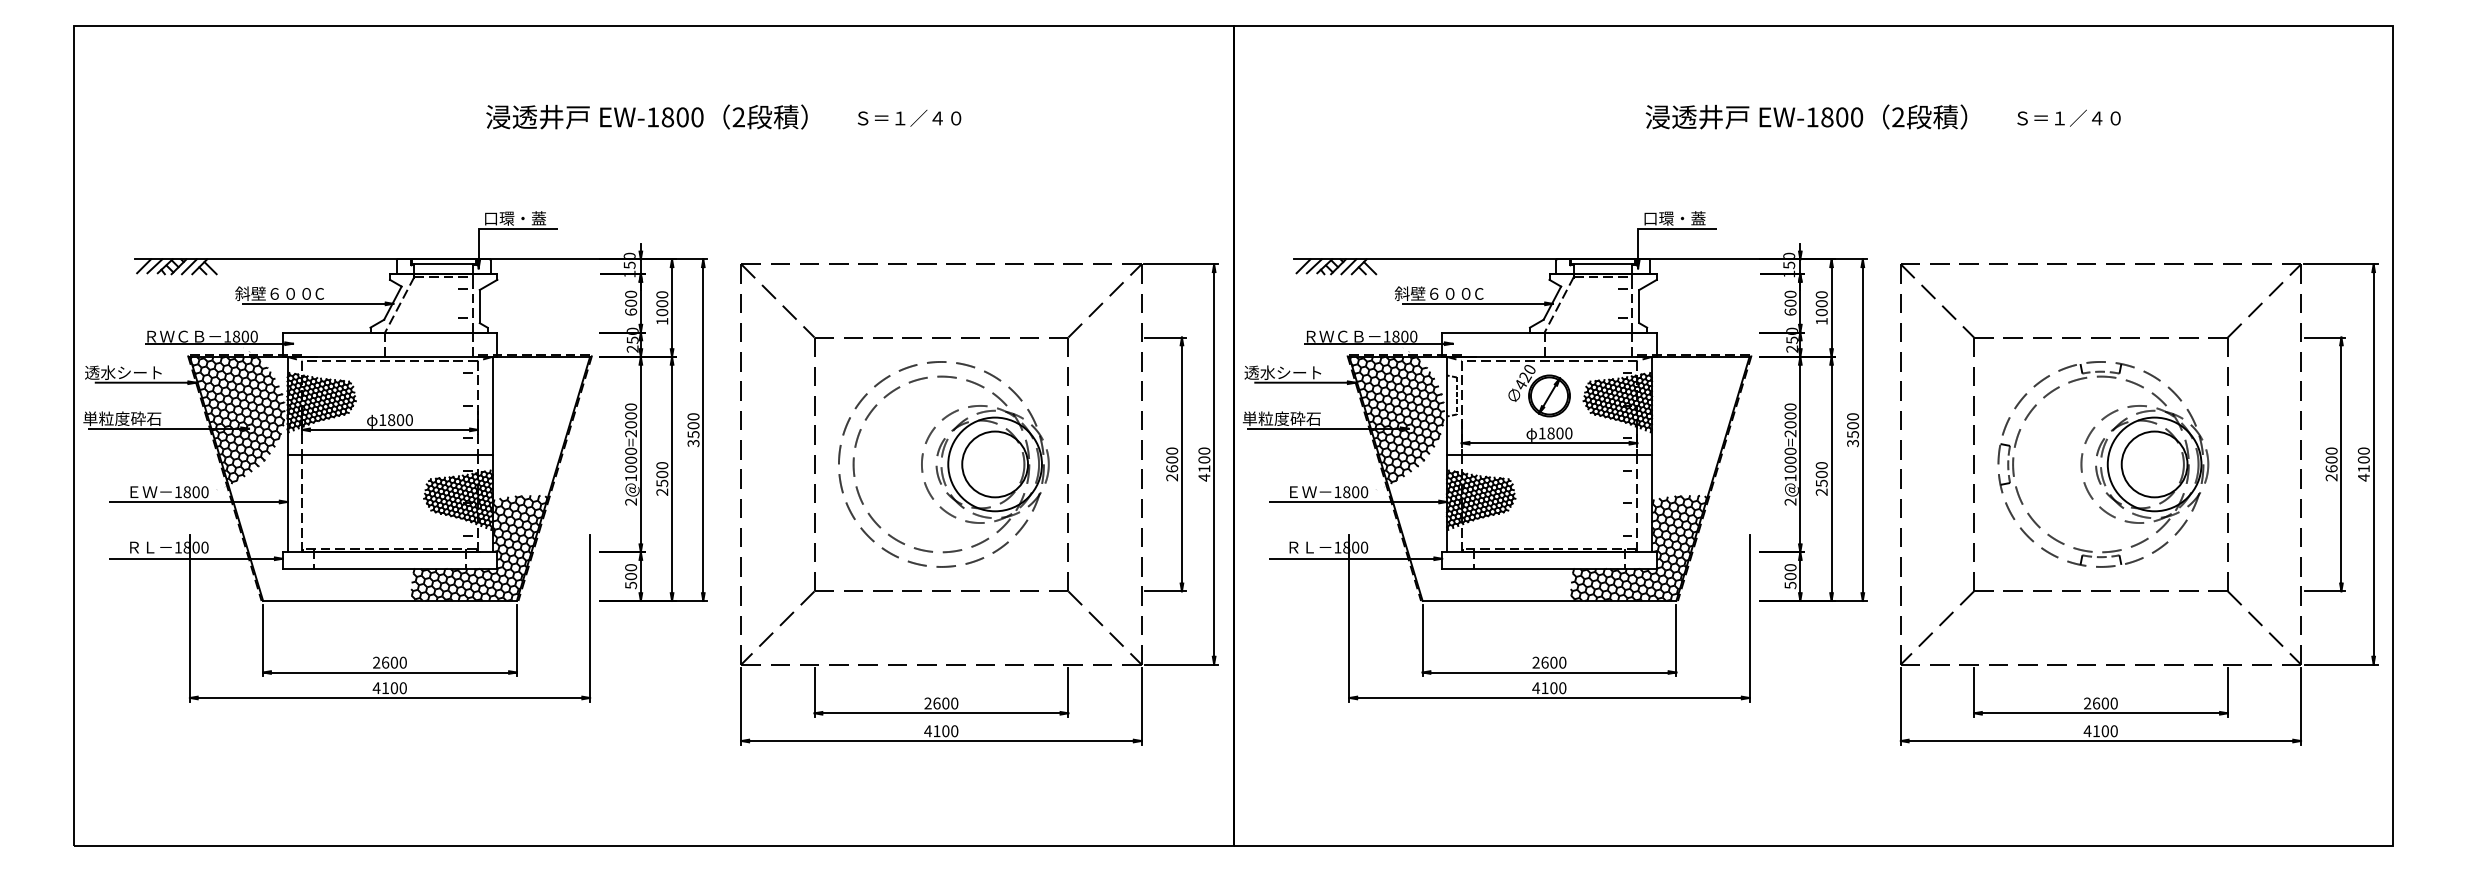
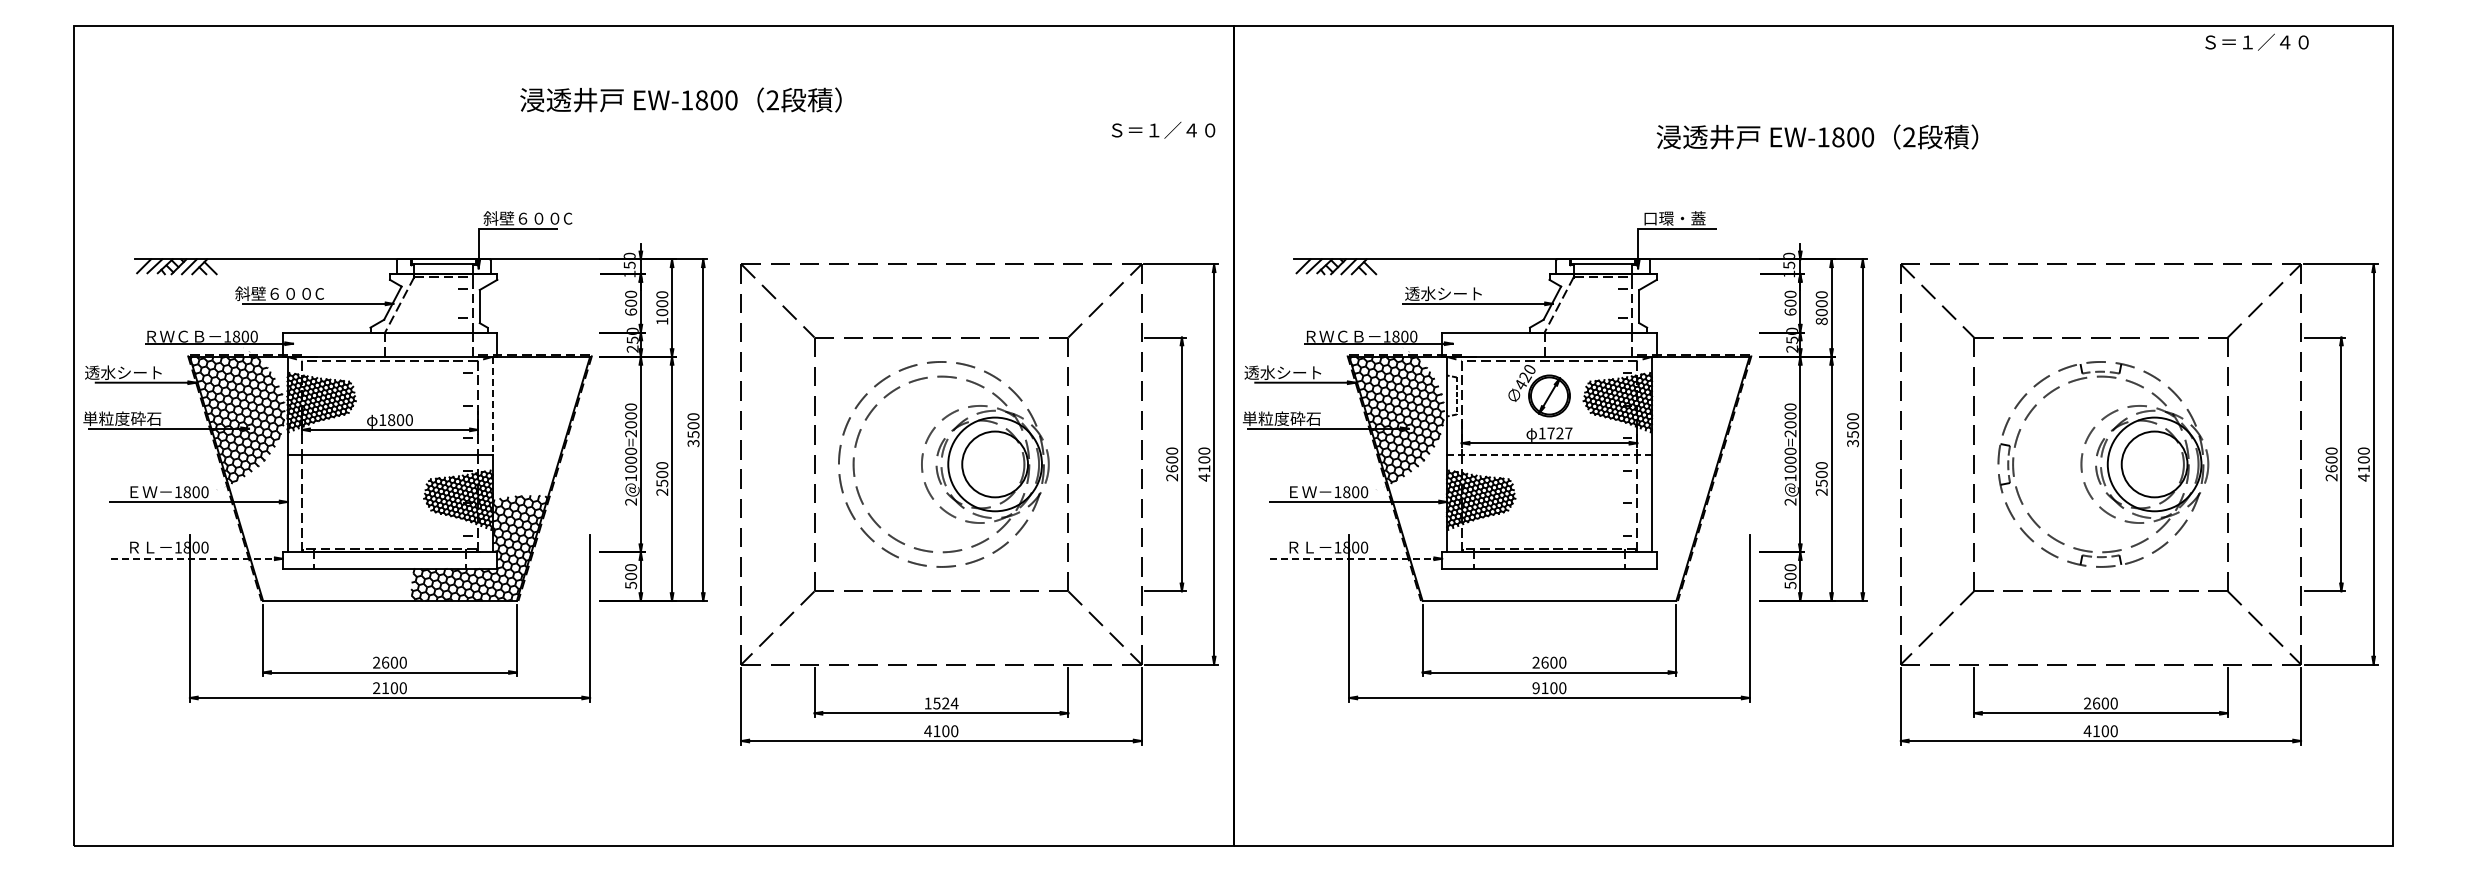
text position: (646, 116) -> (680, 99) (680, 99)
text position: (1806, 116) -> (1817, 136) (1817, 136)
text position: (2068, 117) -> (2256, 41) (2256, 41)
text position: (909, 118) -> (1163, 130) (1163, 130)
text: 口環・蓋 -> 斜壁６００C (527, 218)
text: 斜壁６００C -> 透水シート (1438, 293)
text: 1000 -> 8000 (1821, 321)
line: solid -> dashed (492, 405)
text: 1800 -> 1727 (1559, 433)
line: solid -> dashed (1549, 454)
hatch: present -> none (1638, 547)
line: solid -> dashed (195, 558)
line: solid -> dashed (1354, 558)
text: 4100 -> 2100 (376, 687)
text: 4100 -> 9100 (1536, 688)
text: 2600 -> 1524 (941, 703)
